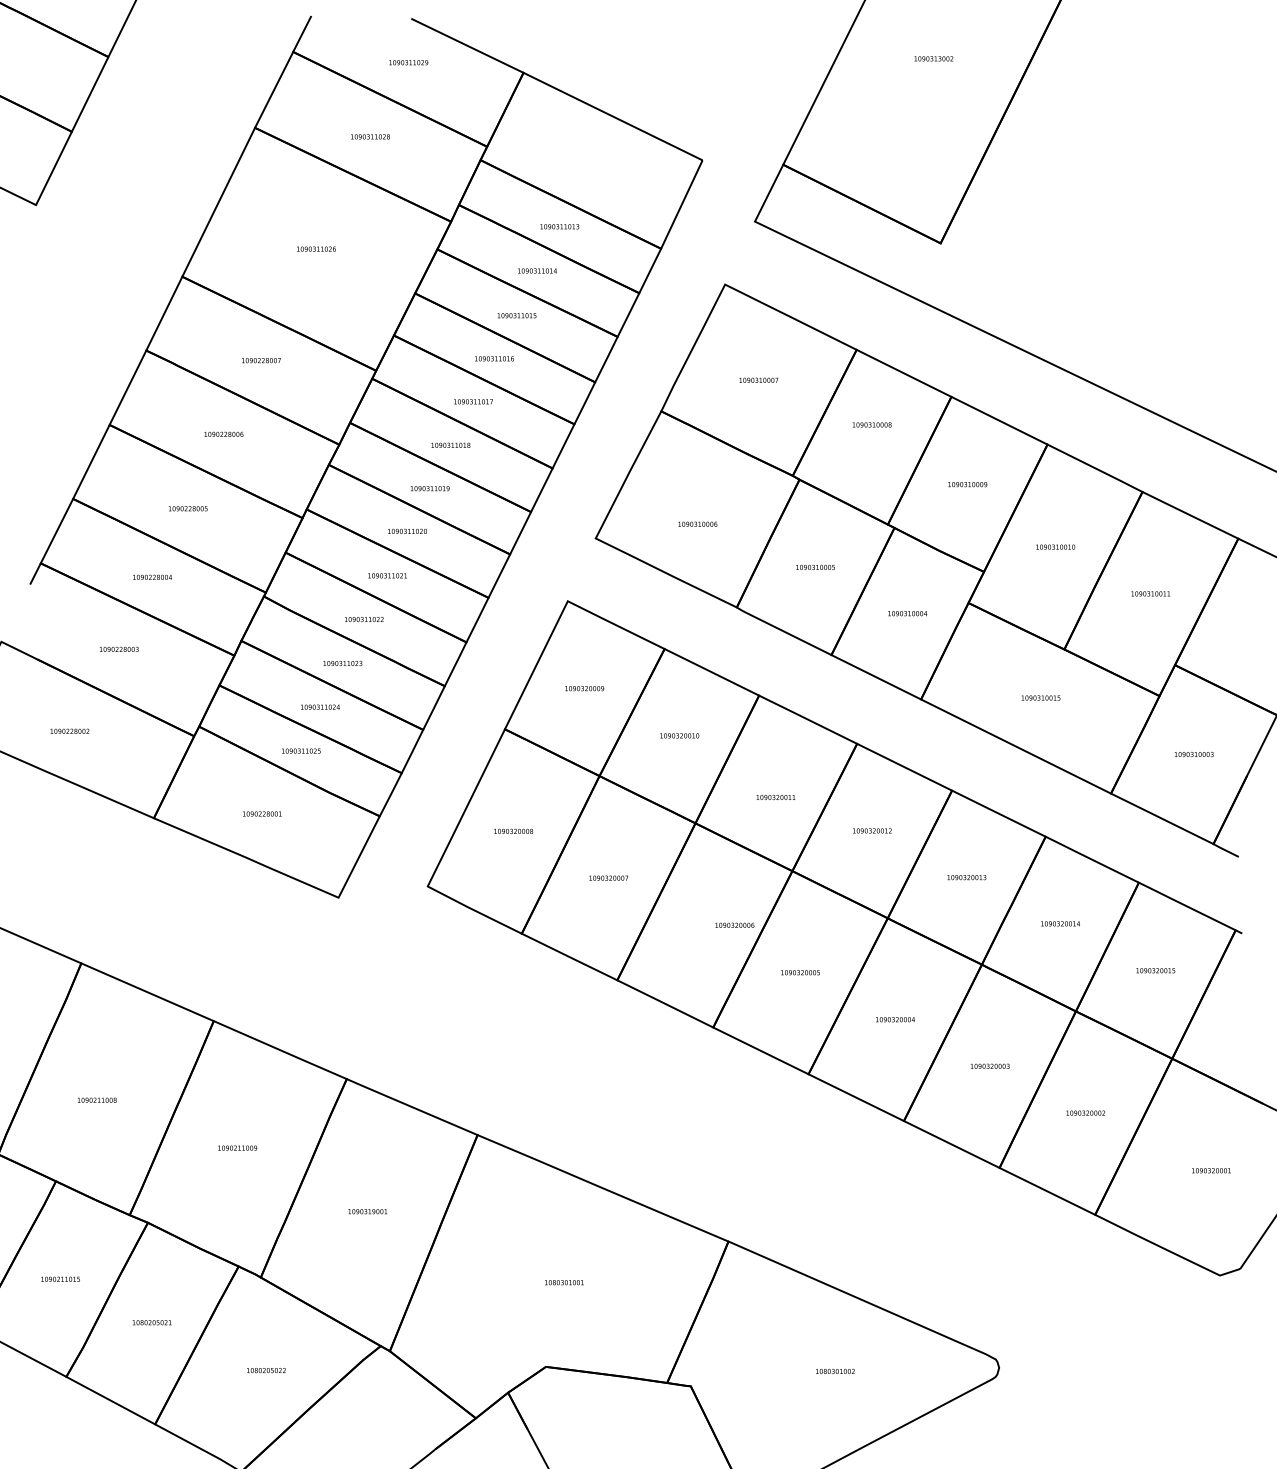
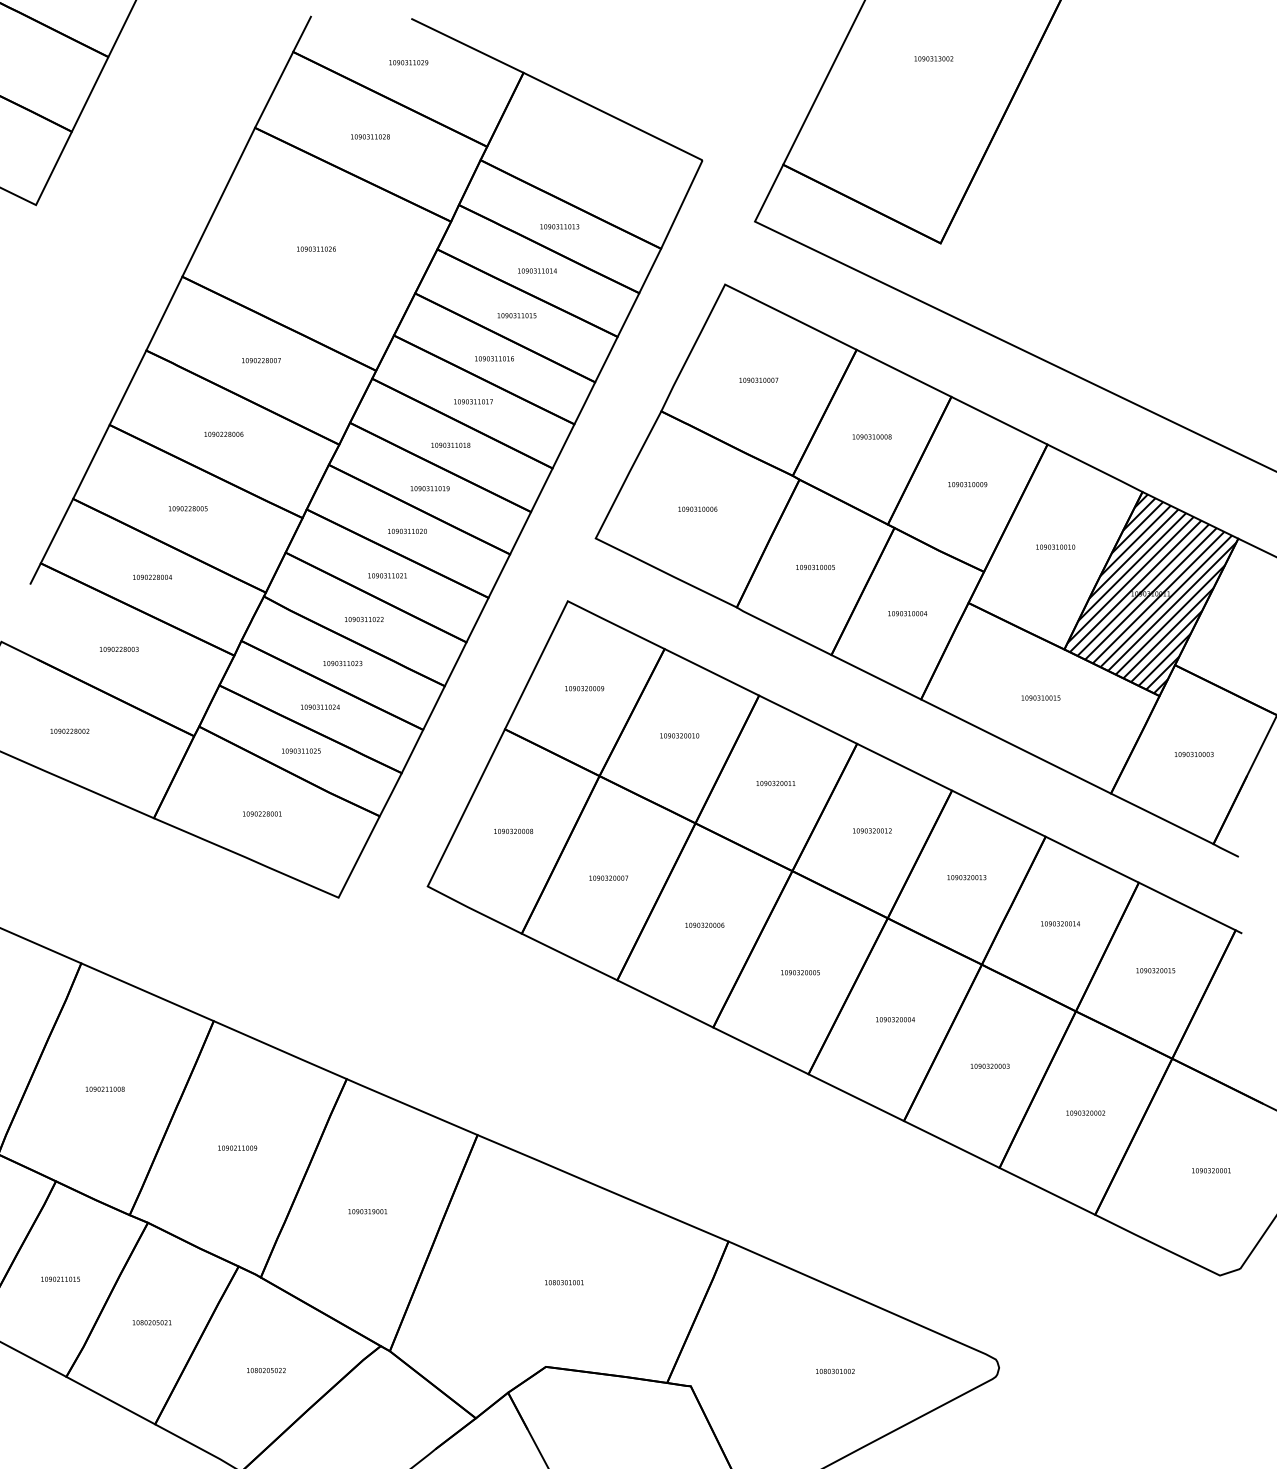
text position: (871, 424) -> (871, 436) (871, 436)
text position: (697, 523) -> (697, 508) (697, 508)
hatch: none -> present (1151, 593)
text position: (775, 797) -> (775, 783) (775, 783)
text position: (734, 924) -> (704, 924) (704, 924)
text position: (96, 1099) -> (104, 1088) (104, 1088)
